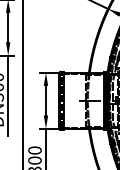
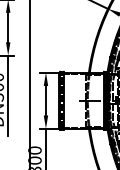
line position: (23, 84) -> (30, 84) (30, 84)
